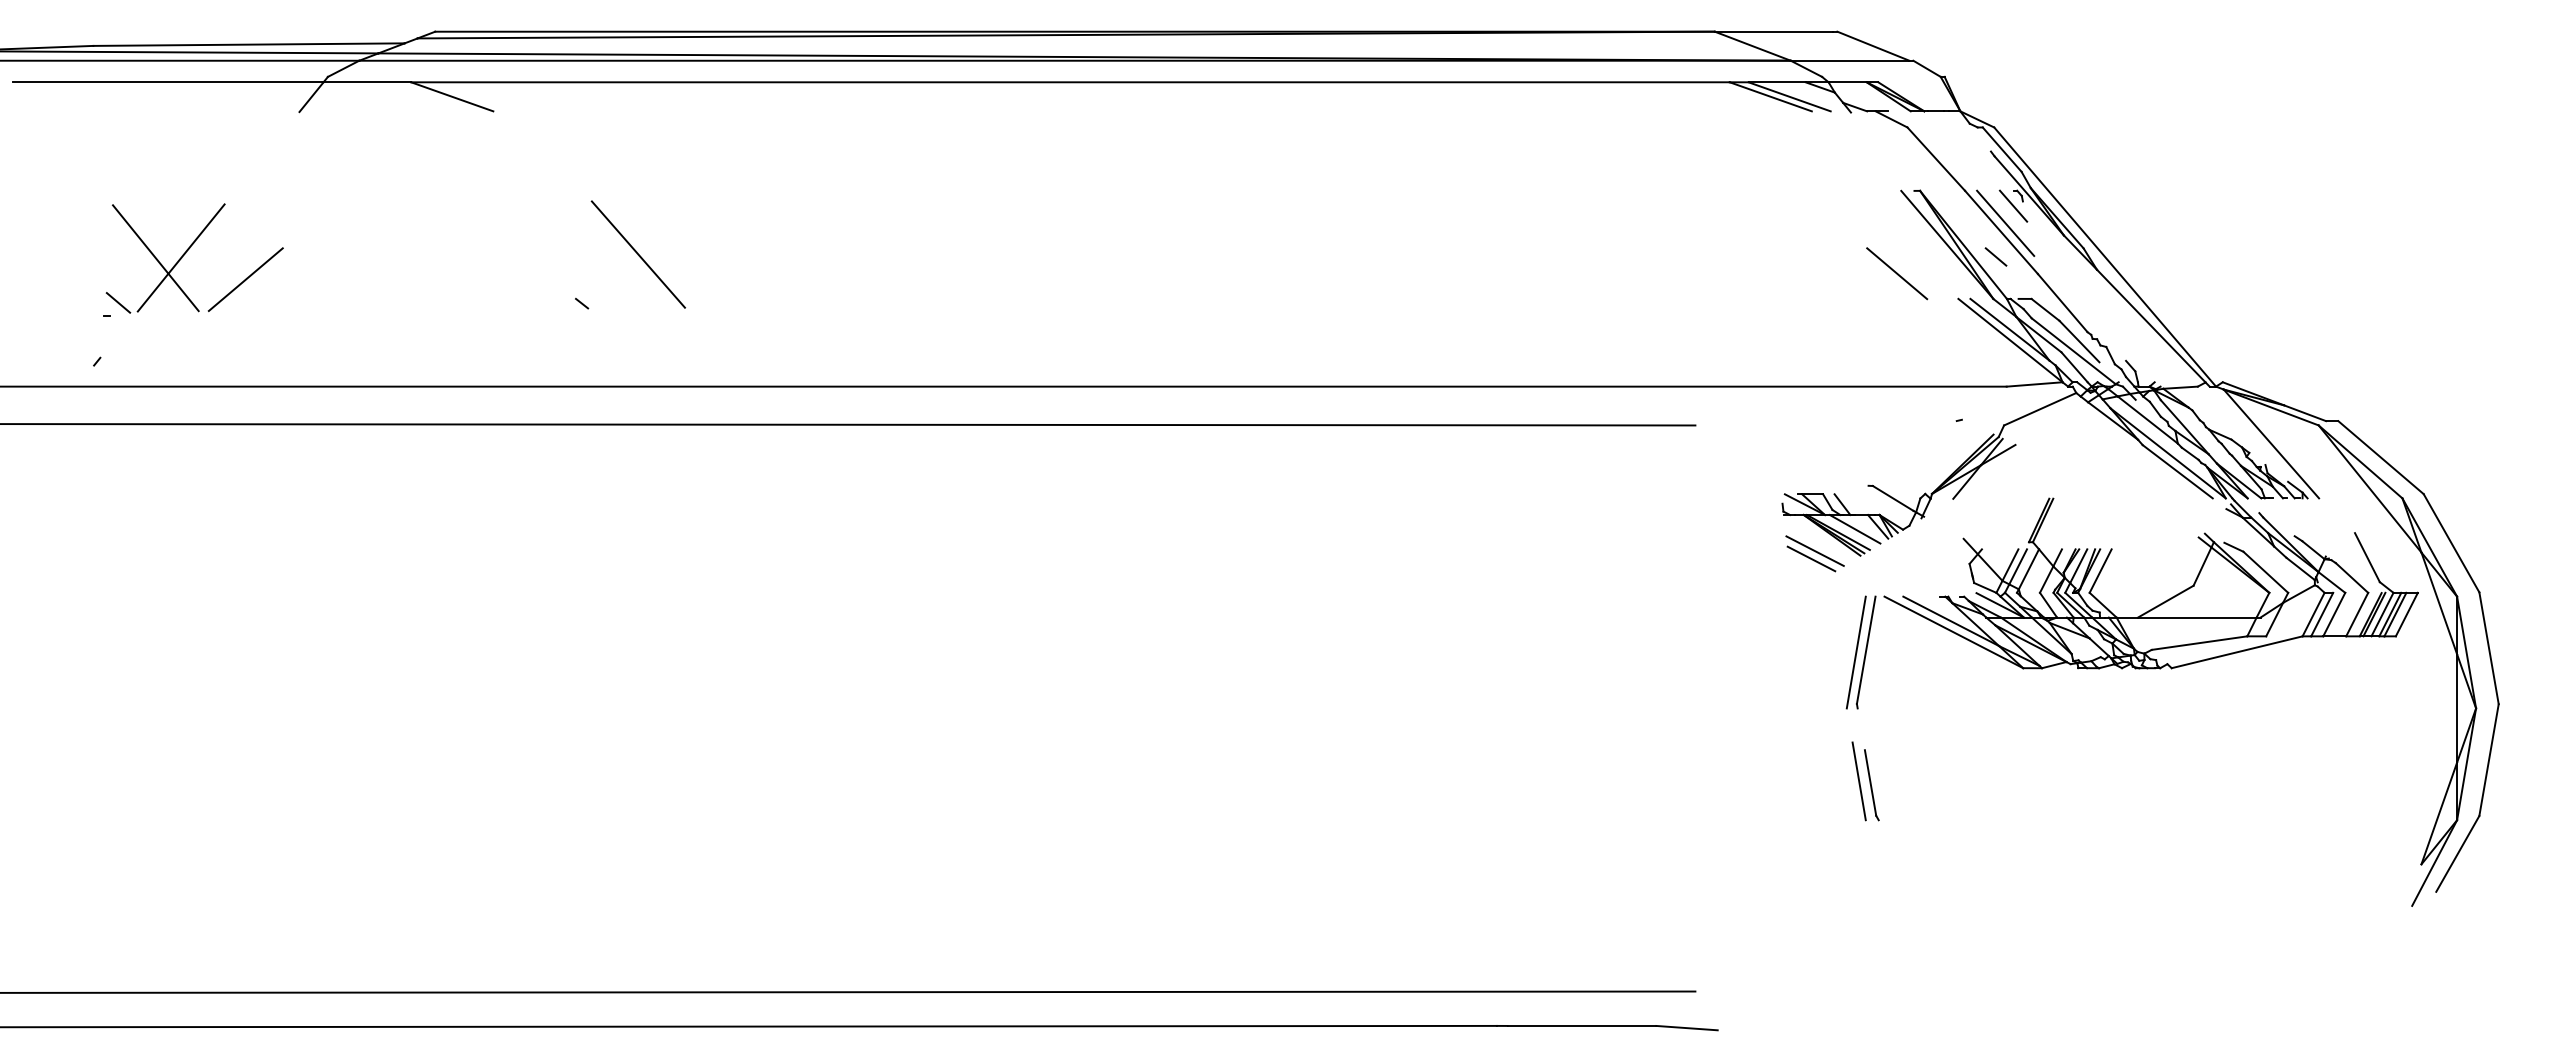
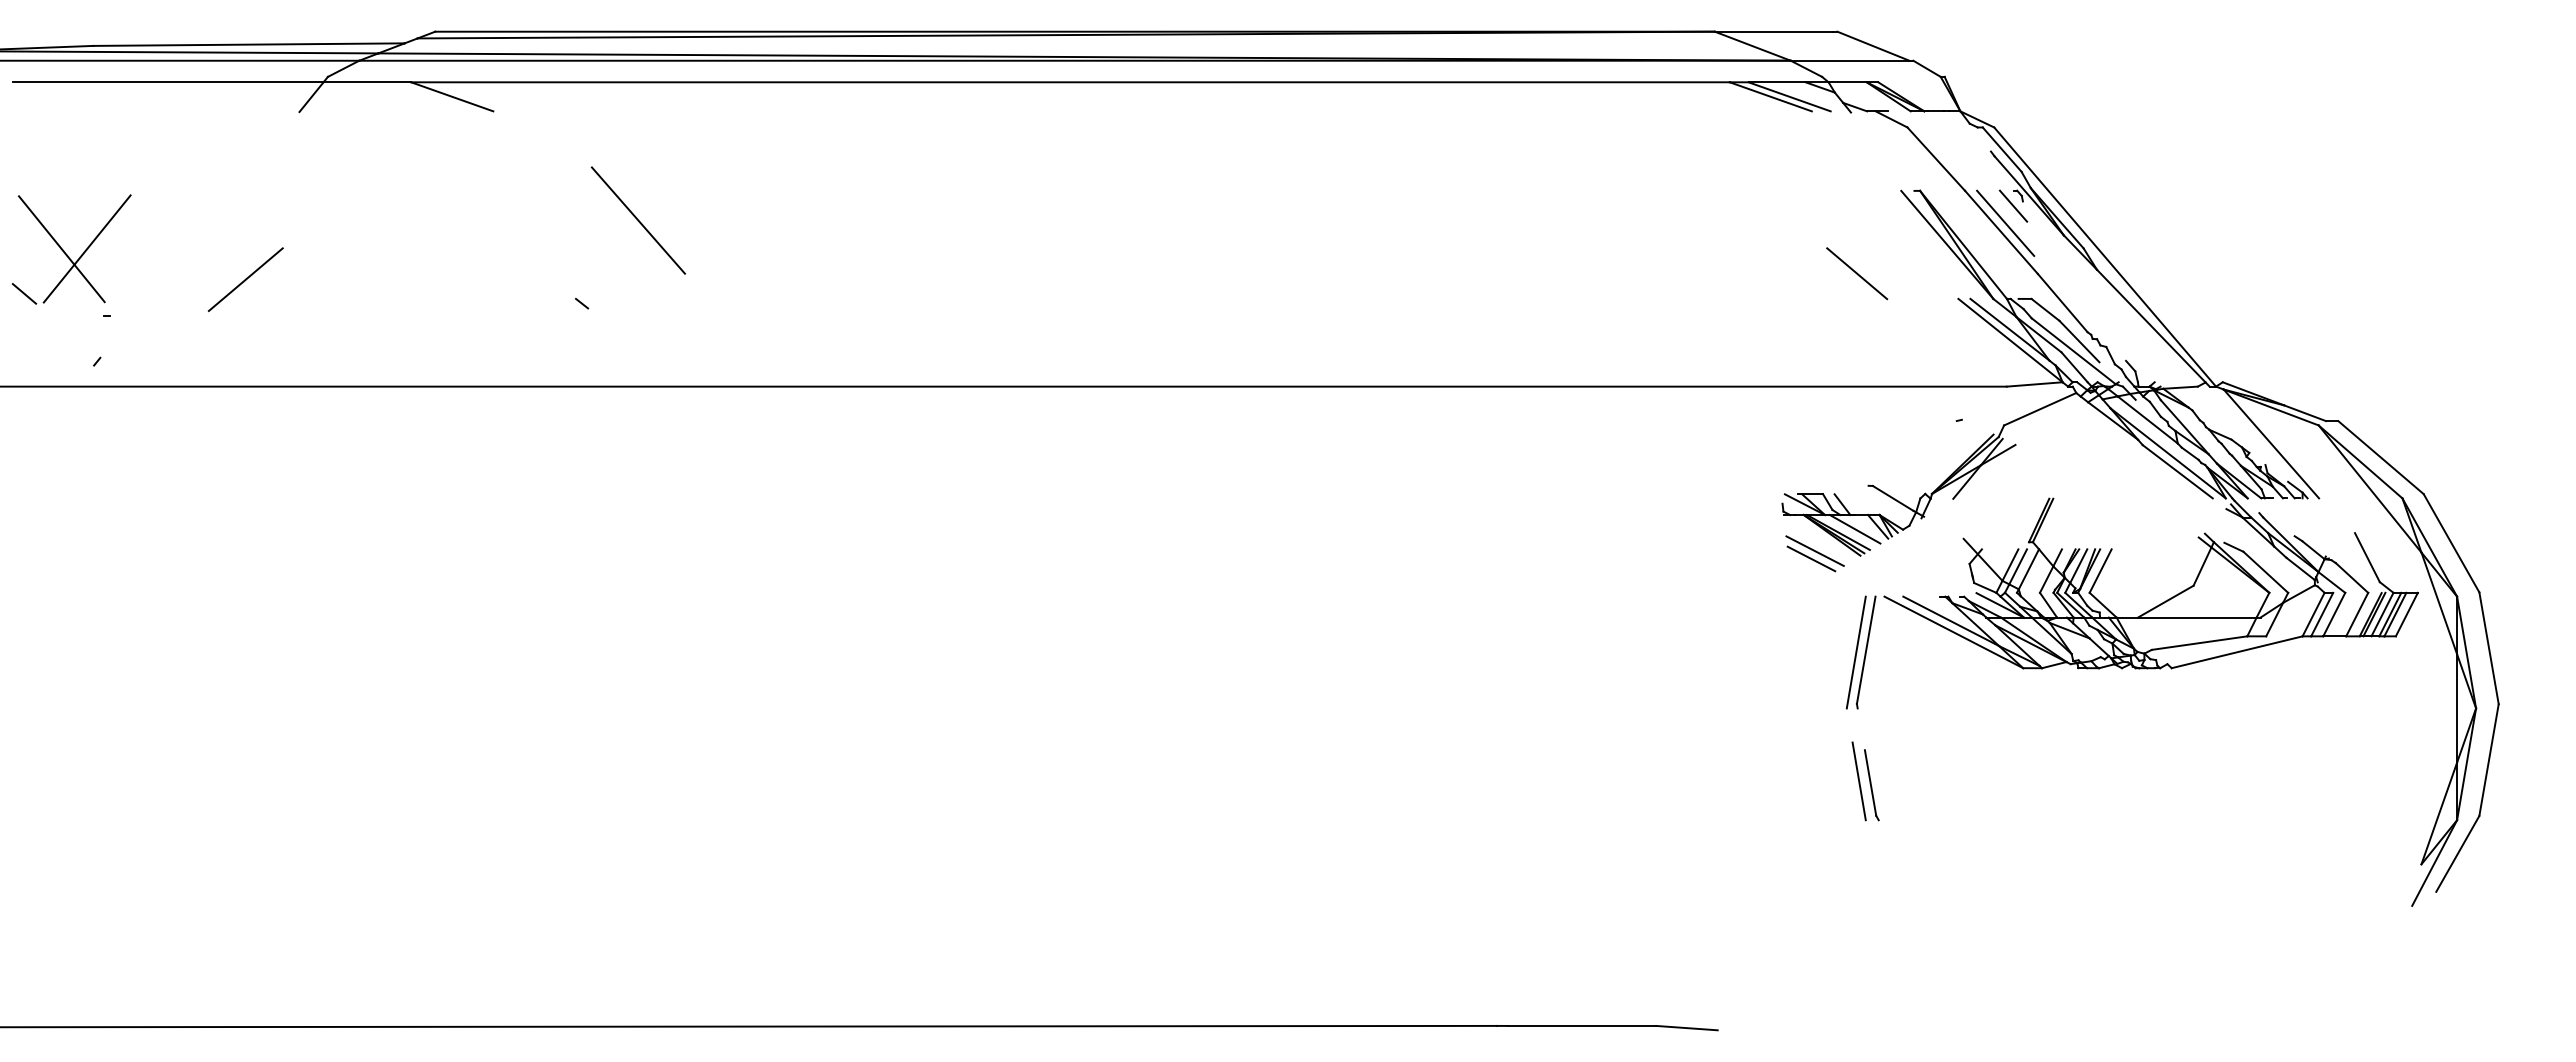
line position: (637, 254) -> (637, 220) (637, 220)
line: present -> none (1995, 256)
part position: (160, 262) -> (66, 253) (66, 253)
line position: (1897, 273) -> (1857, 273) (1857, 273)
line: present -> none (848, 424)
line: present -> none (848, 991)
